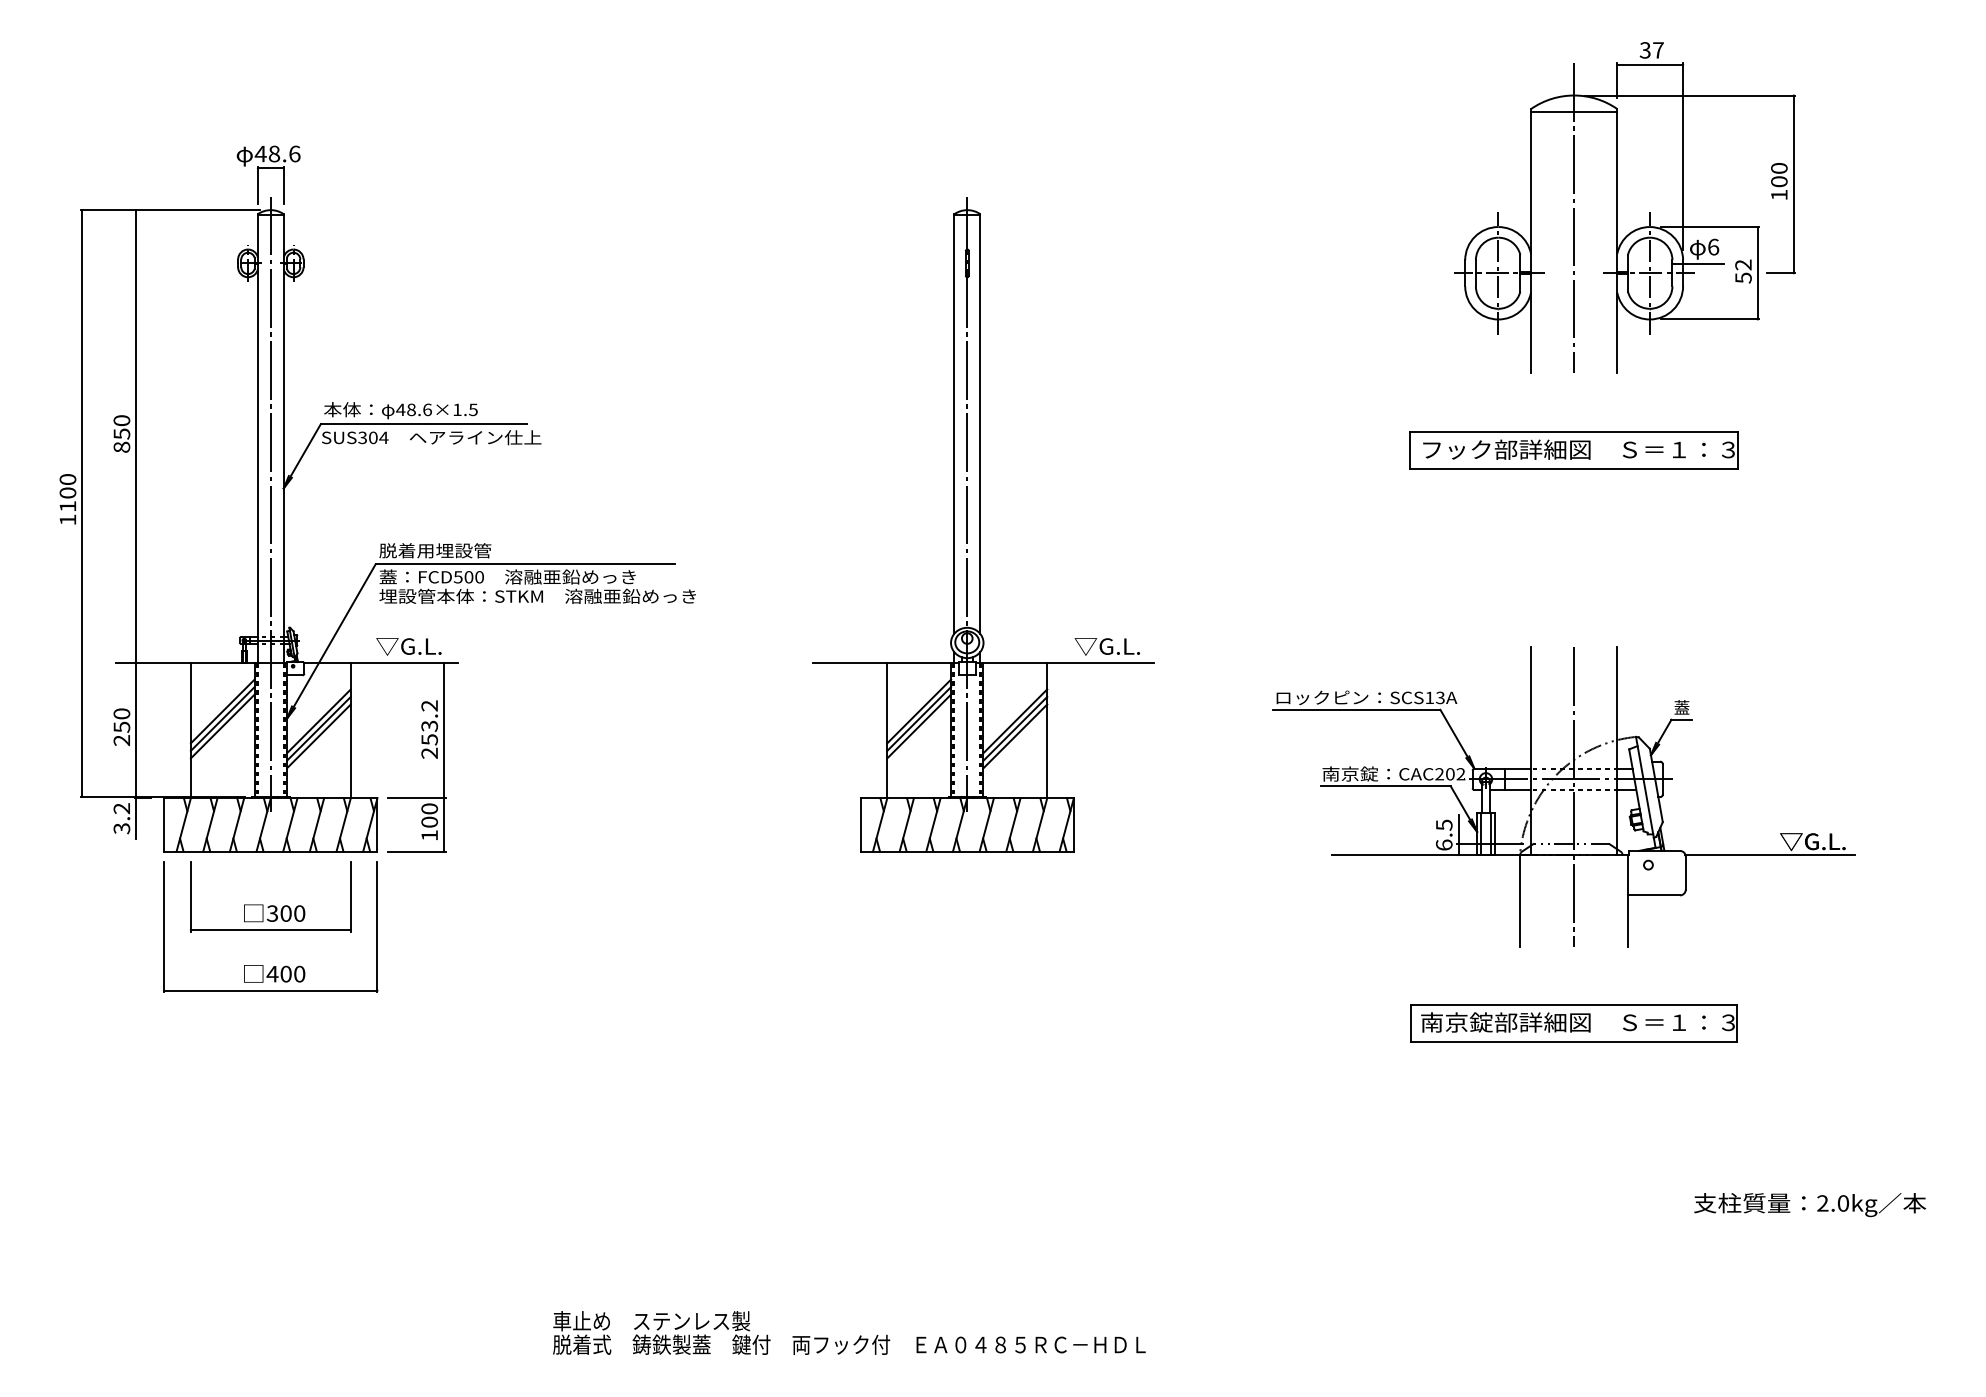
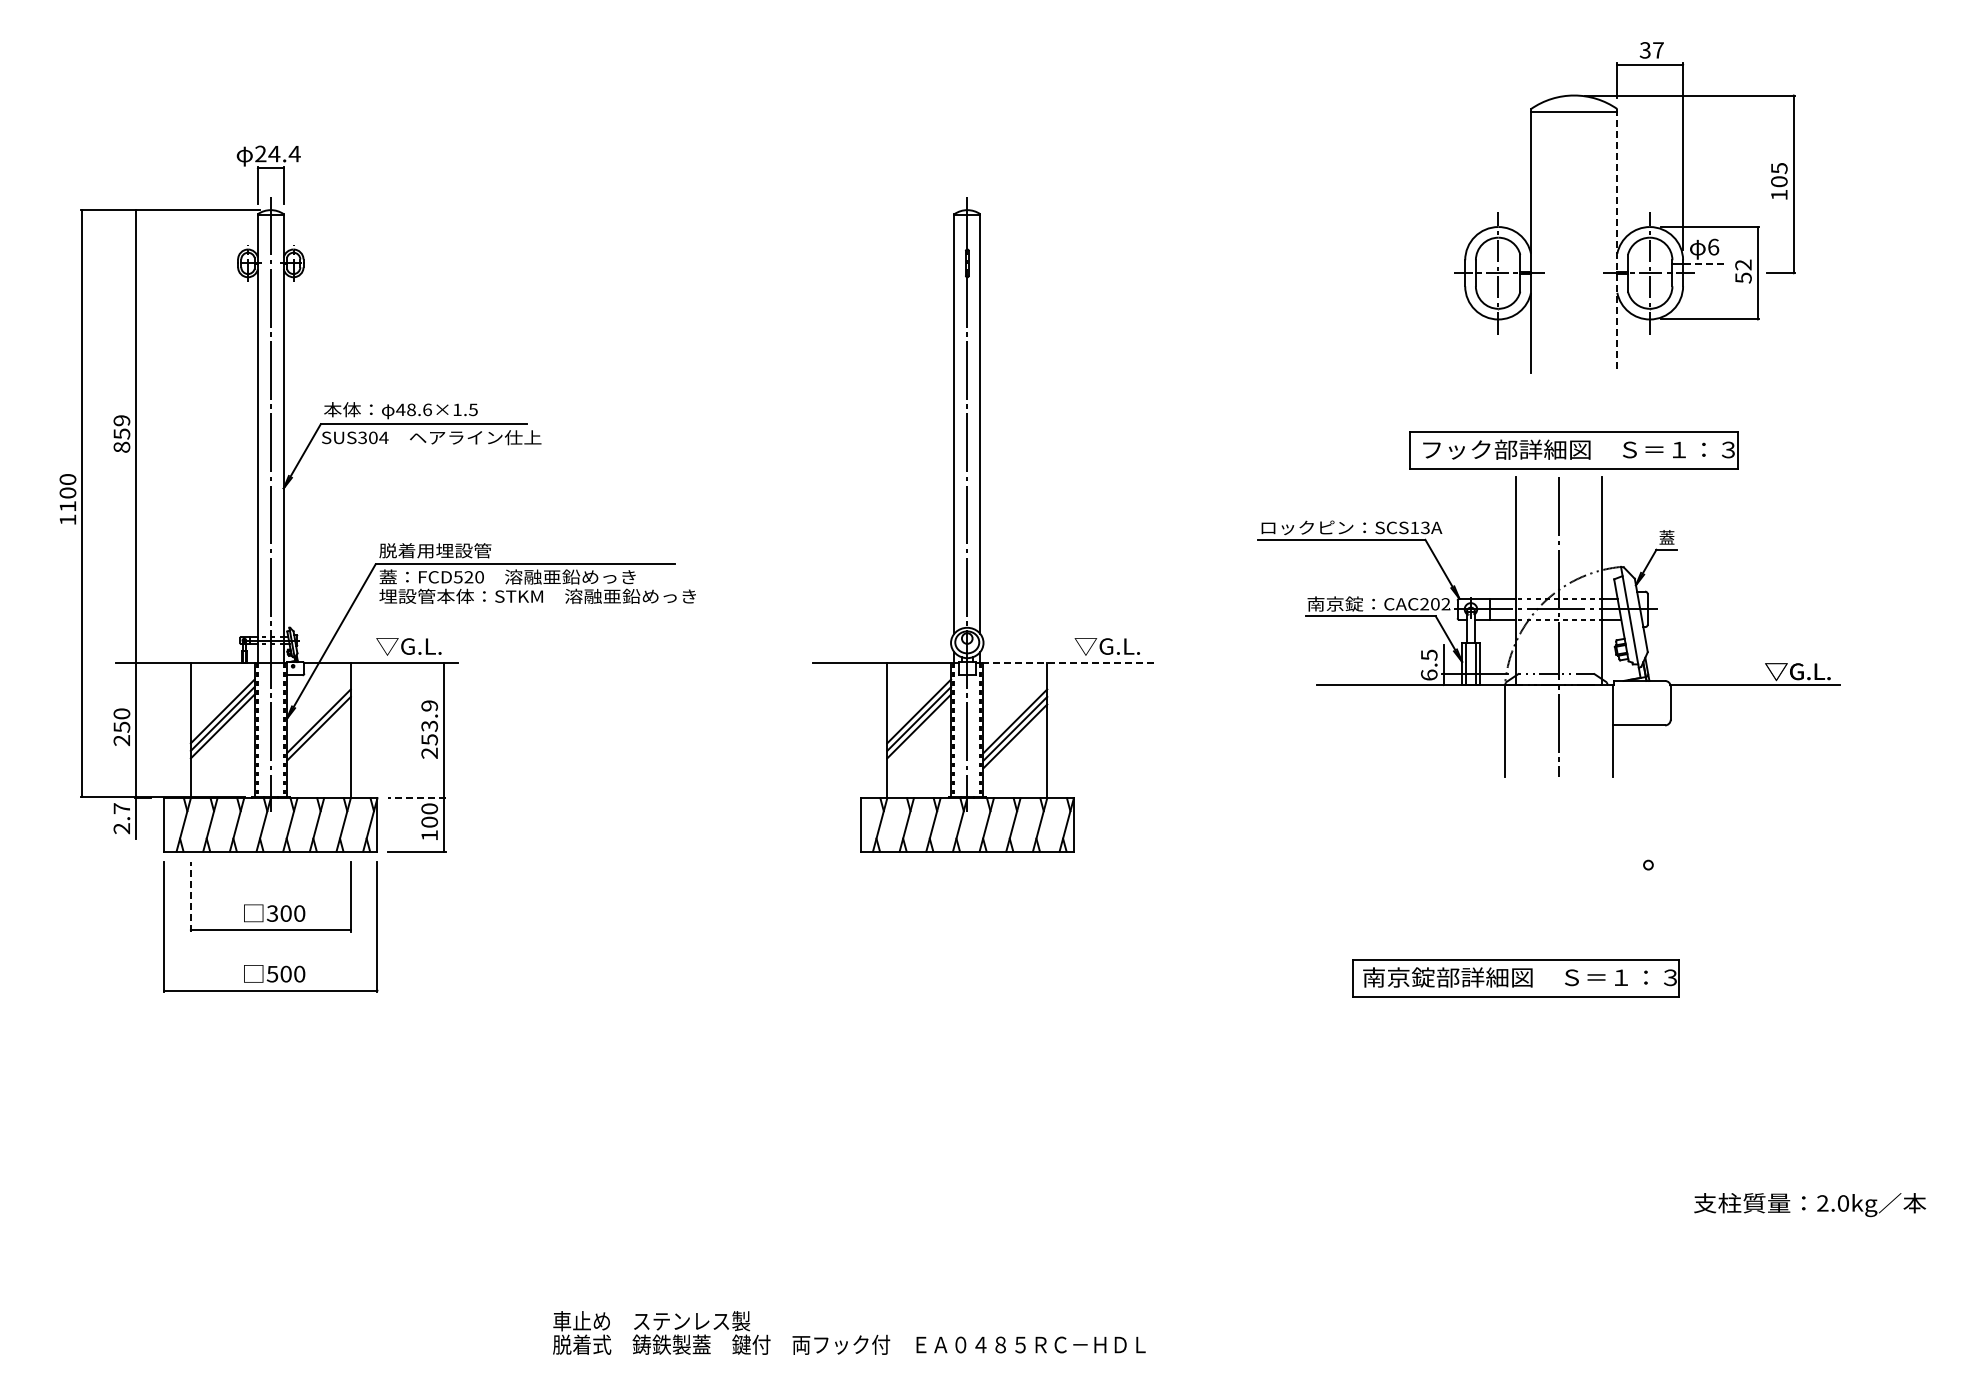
text: 48.6 -> 24.4 (277, 153)
text: 100 -> 105 (1779, 168)
line: present -> none (1574, 217)
line: solid -> dashed (1617, 240)
line: solid -> dashed (1703, 263)
text: 850 -> 859 (121, 420)
text: FCD500 -> FCD520 (468, 577)
line: solid -> dashed (1068, 663)
text: 253.2 -> 253.9 (429, 705)
line: present -> none (318, 736)
part position: (1563, 796) -> (1548, 626) (1548, 626)
line: solid -> dashed (416, 798)
text: 3.2 -> 2.7 (121, 818)
line: solid -> dashed (190, 896)
text: 400 -> 500 (272, 974)
part position: (1573, 1023) -> (1515, 978) (1515, 978)
